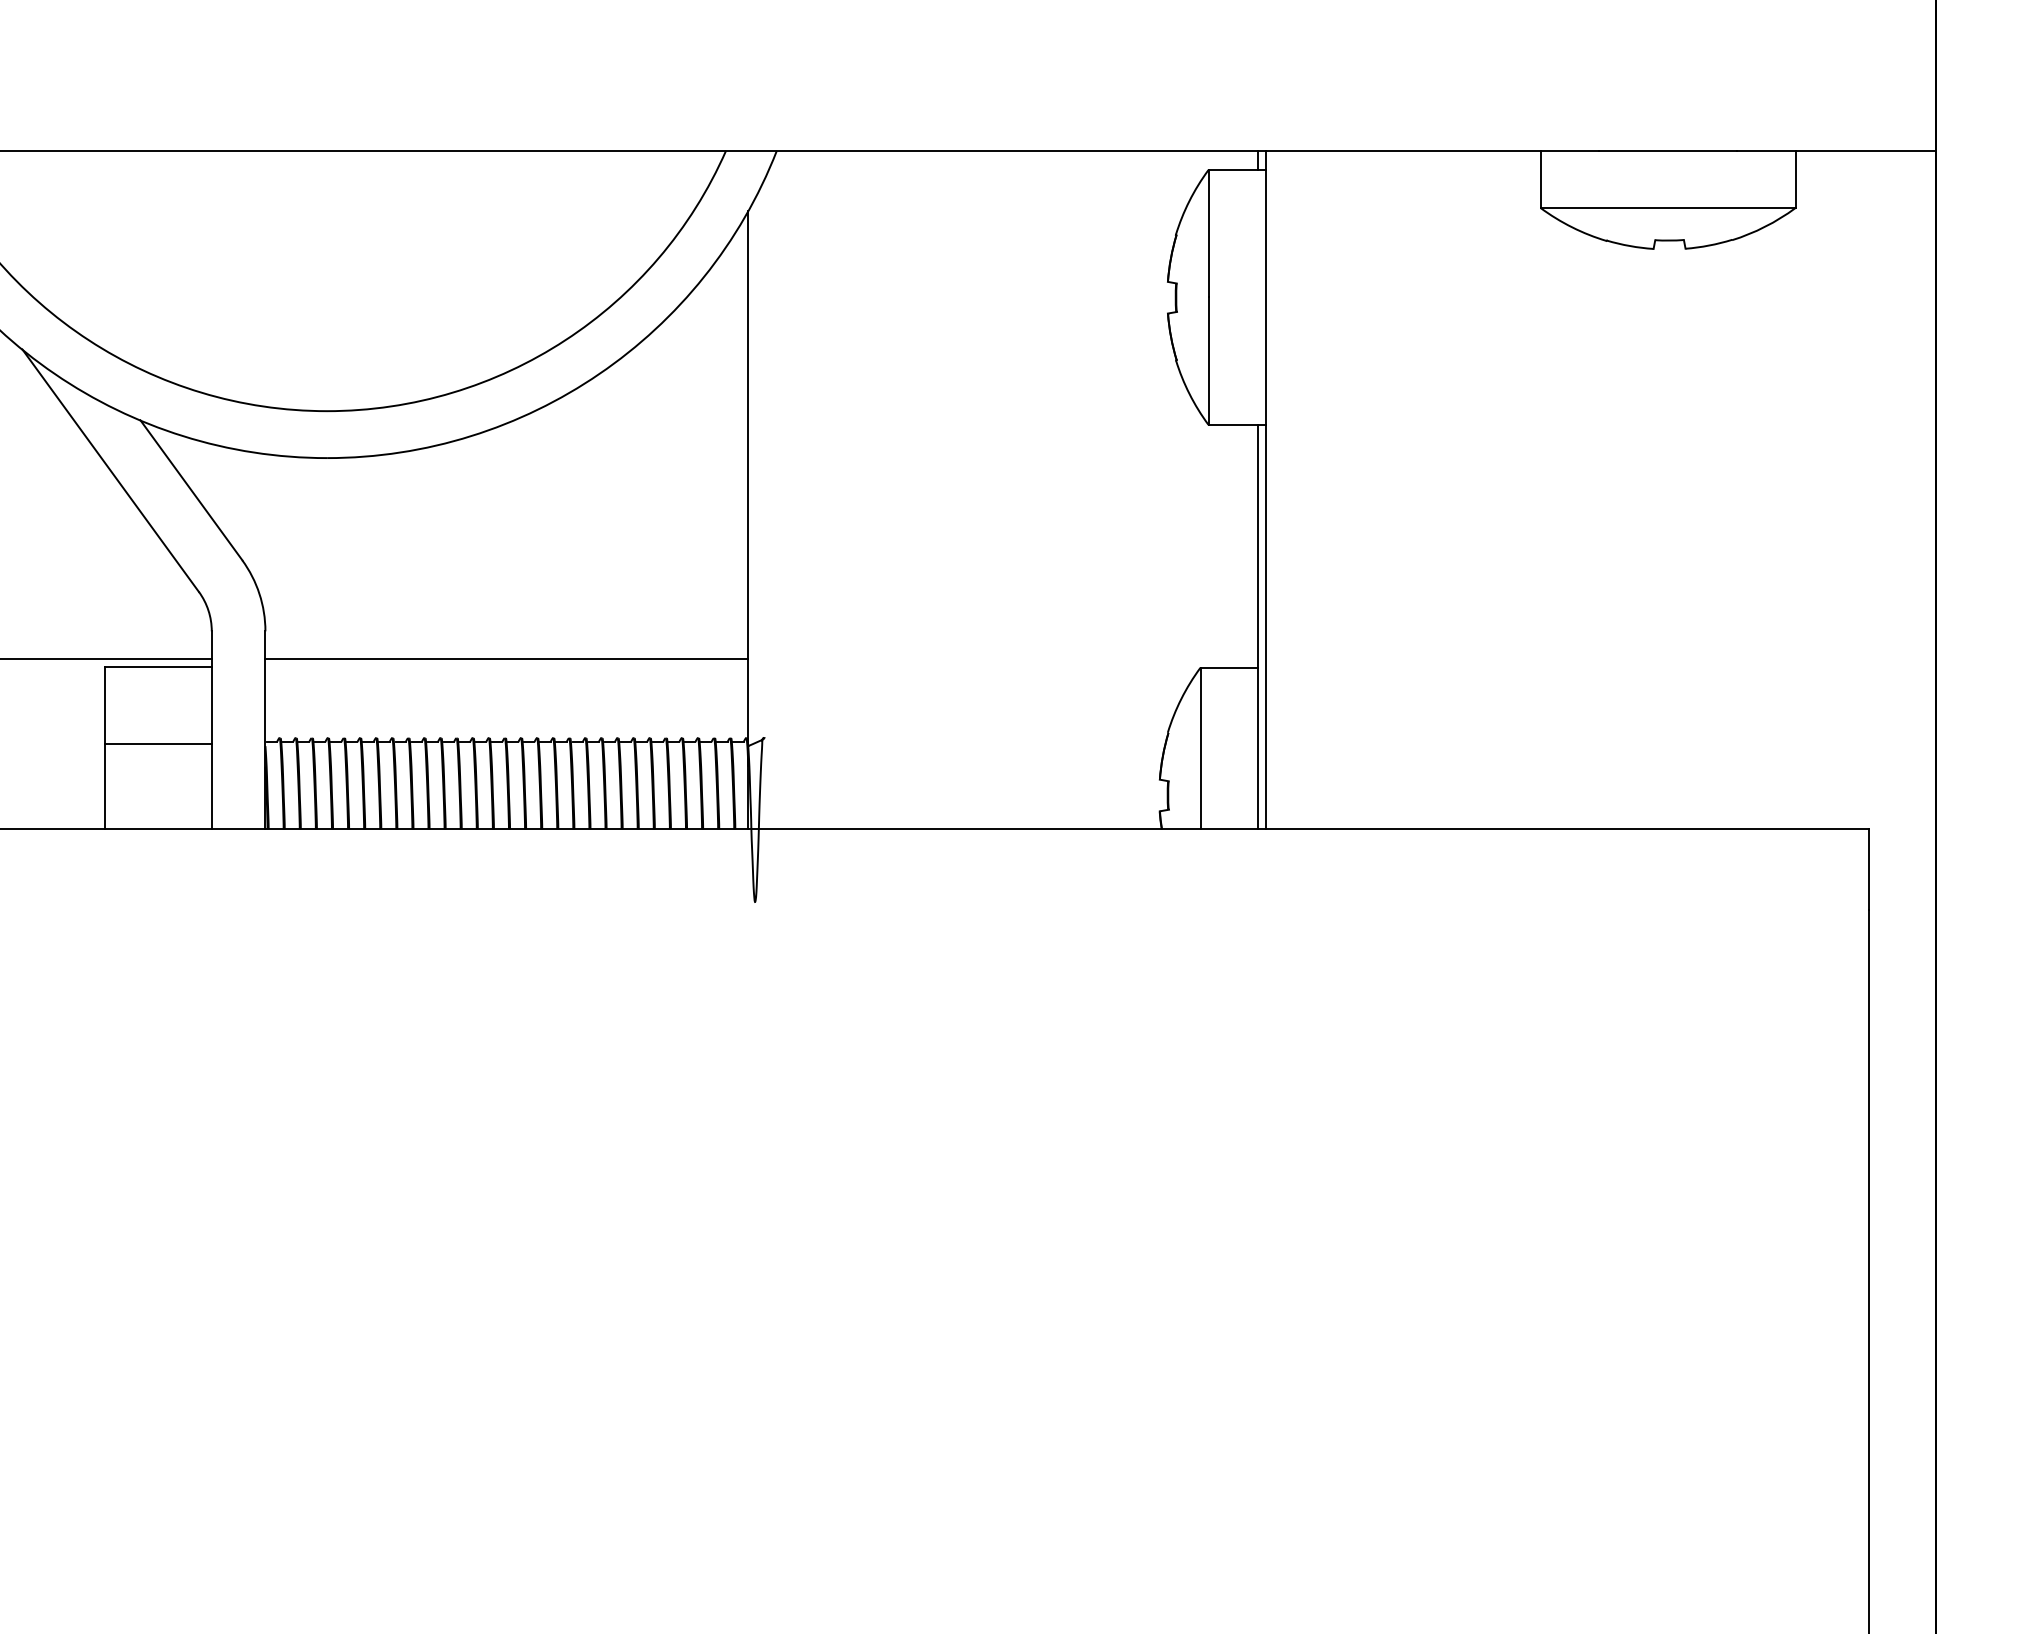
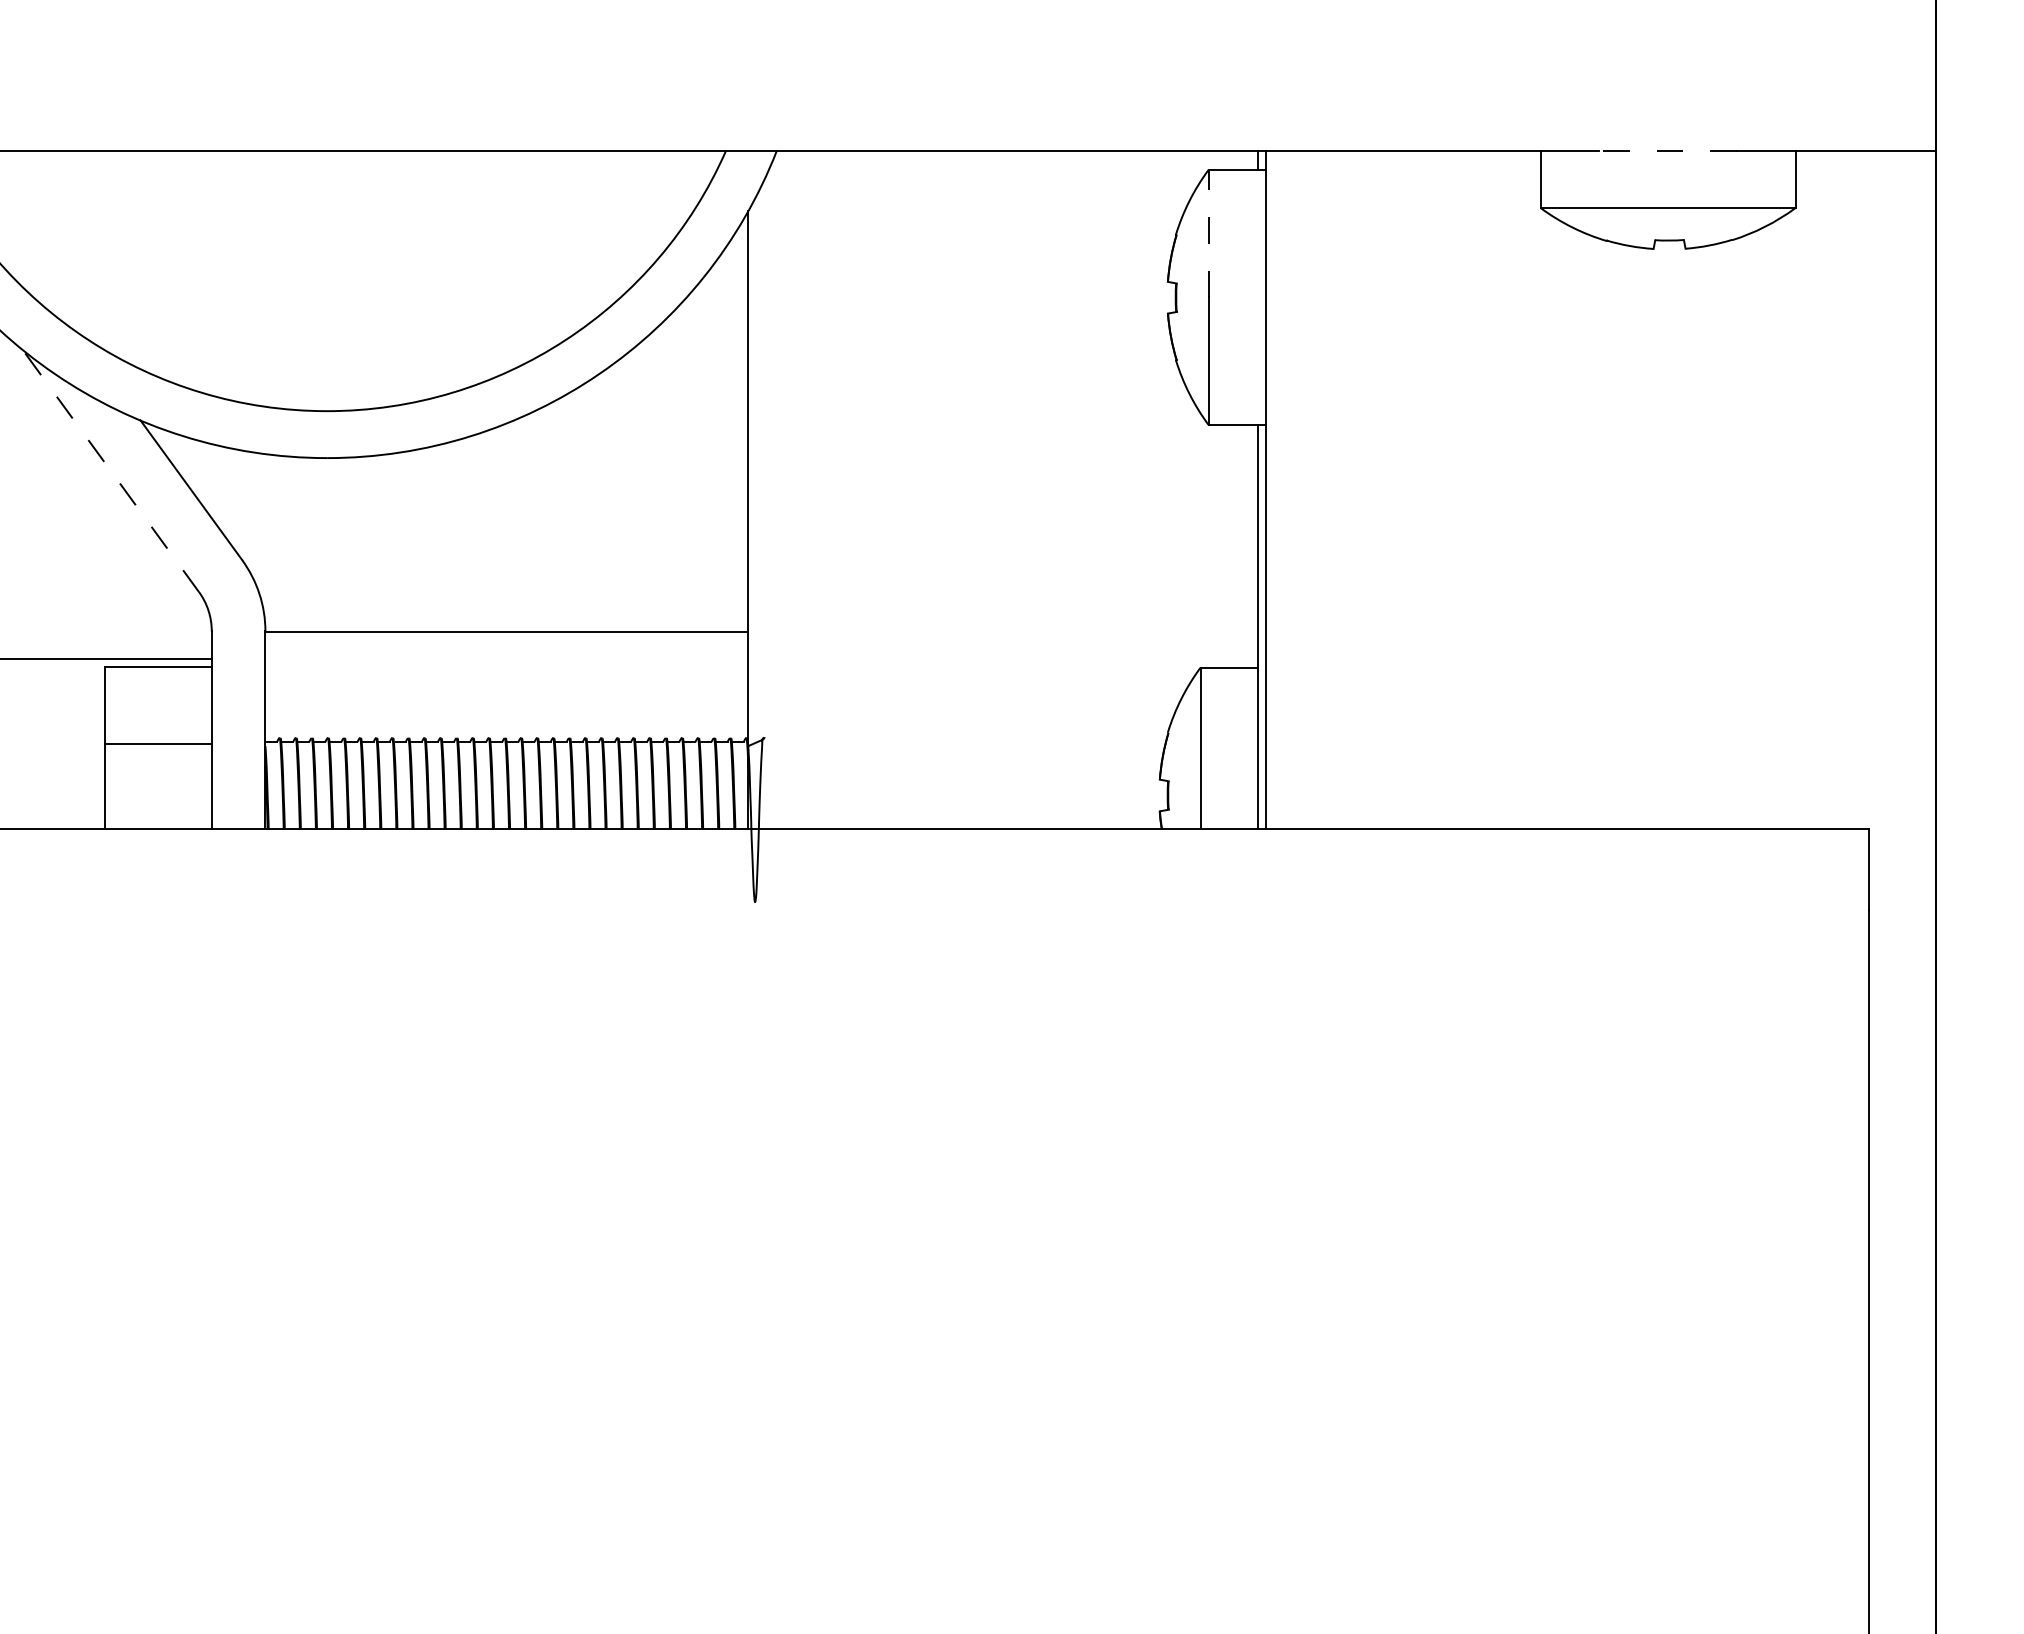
line: solid -> dashed (1668, 150)
line: solid -> dashed (1208, 233)
line: solid -> dashed (110, 470)
line position: (506, 659) -> (506, 632) (506, 632)
